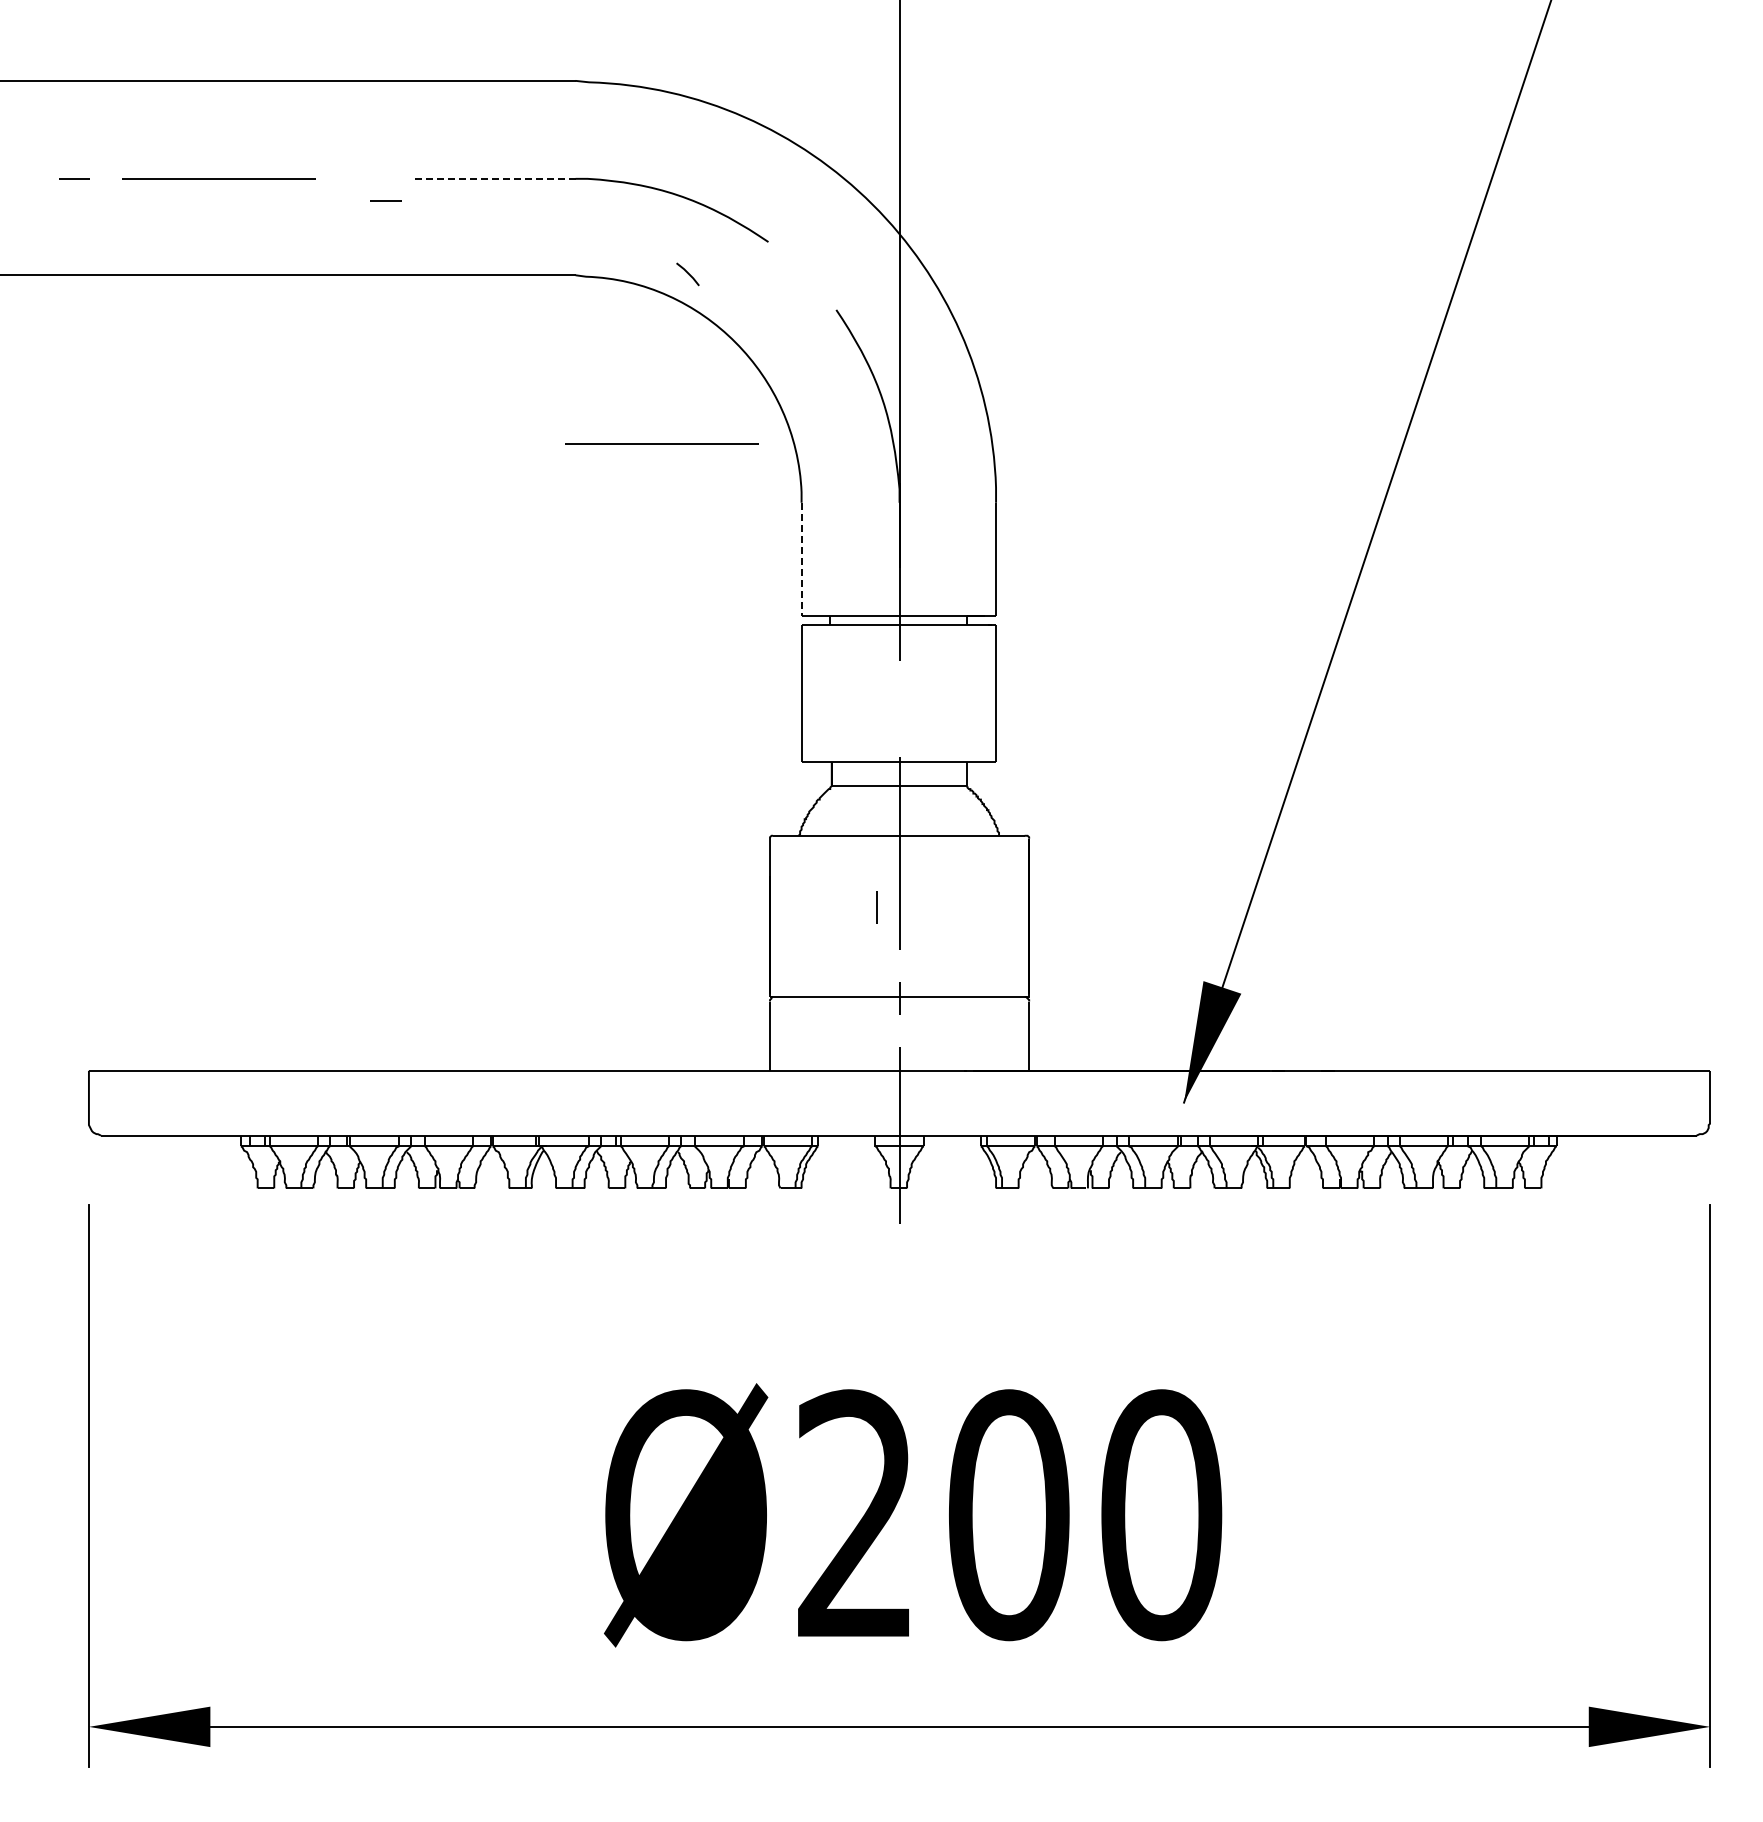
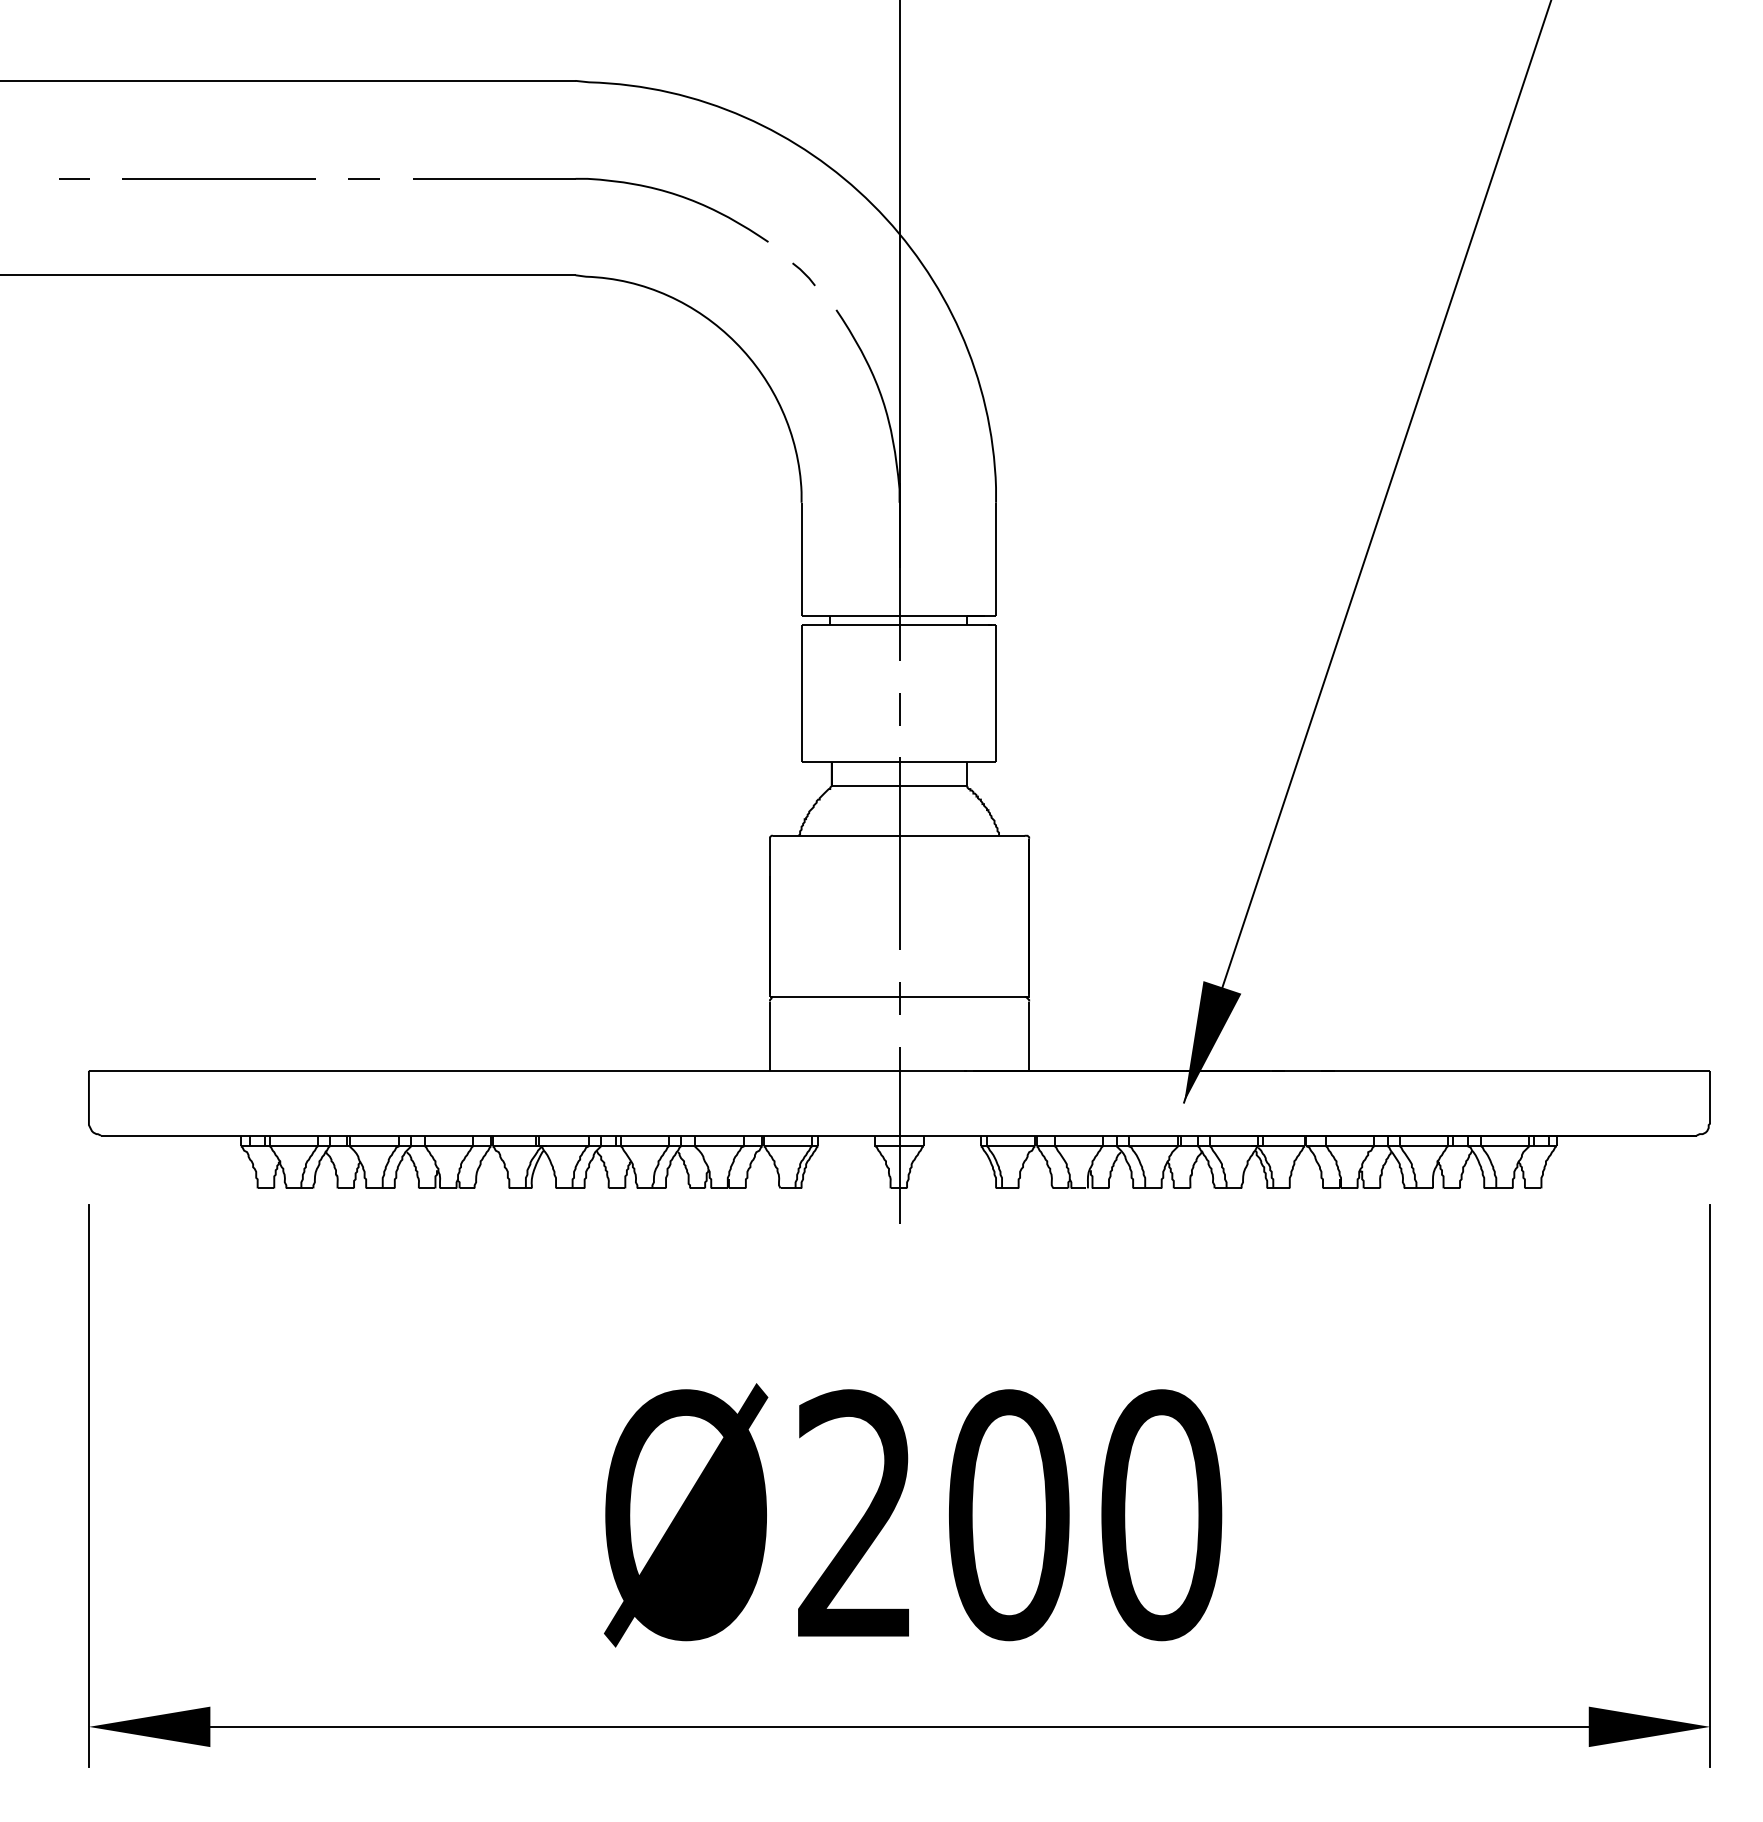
line: dashed -> solid (493, 178)
line position: (385, 200) -> (363, 178) (363, 178)
line position: (687, 273) -> (803, 273) (803, 273)
line: present -> none (661, 443)
line: dashed -> solid (801, 559)
line position: (876, 907) -> (899, 709) (899, 709)
